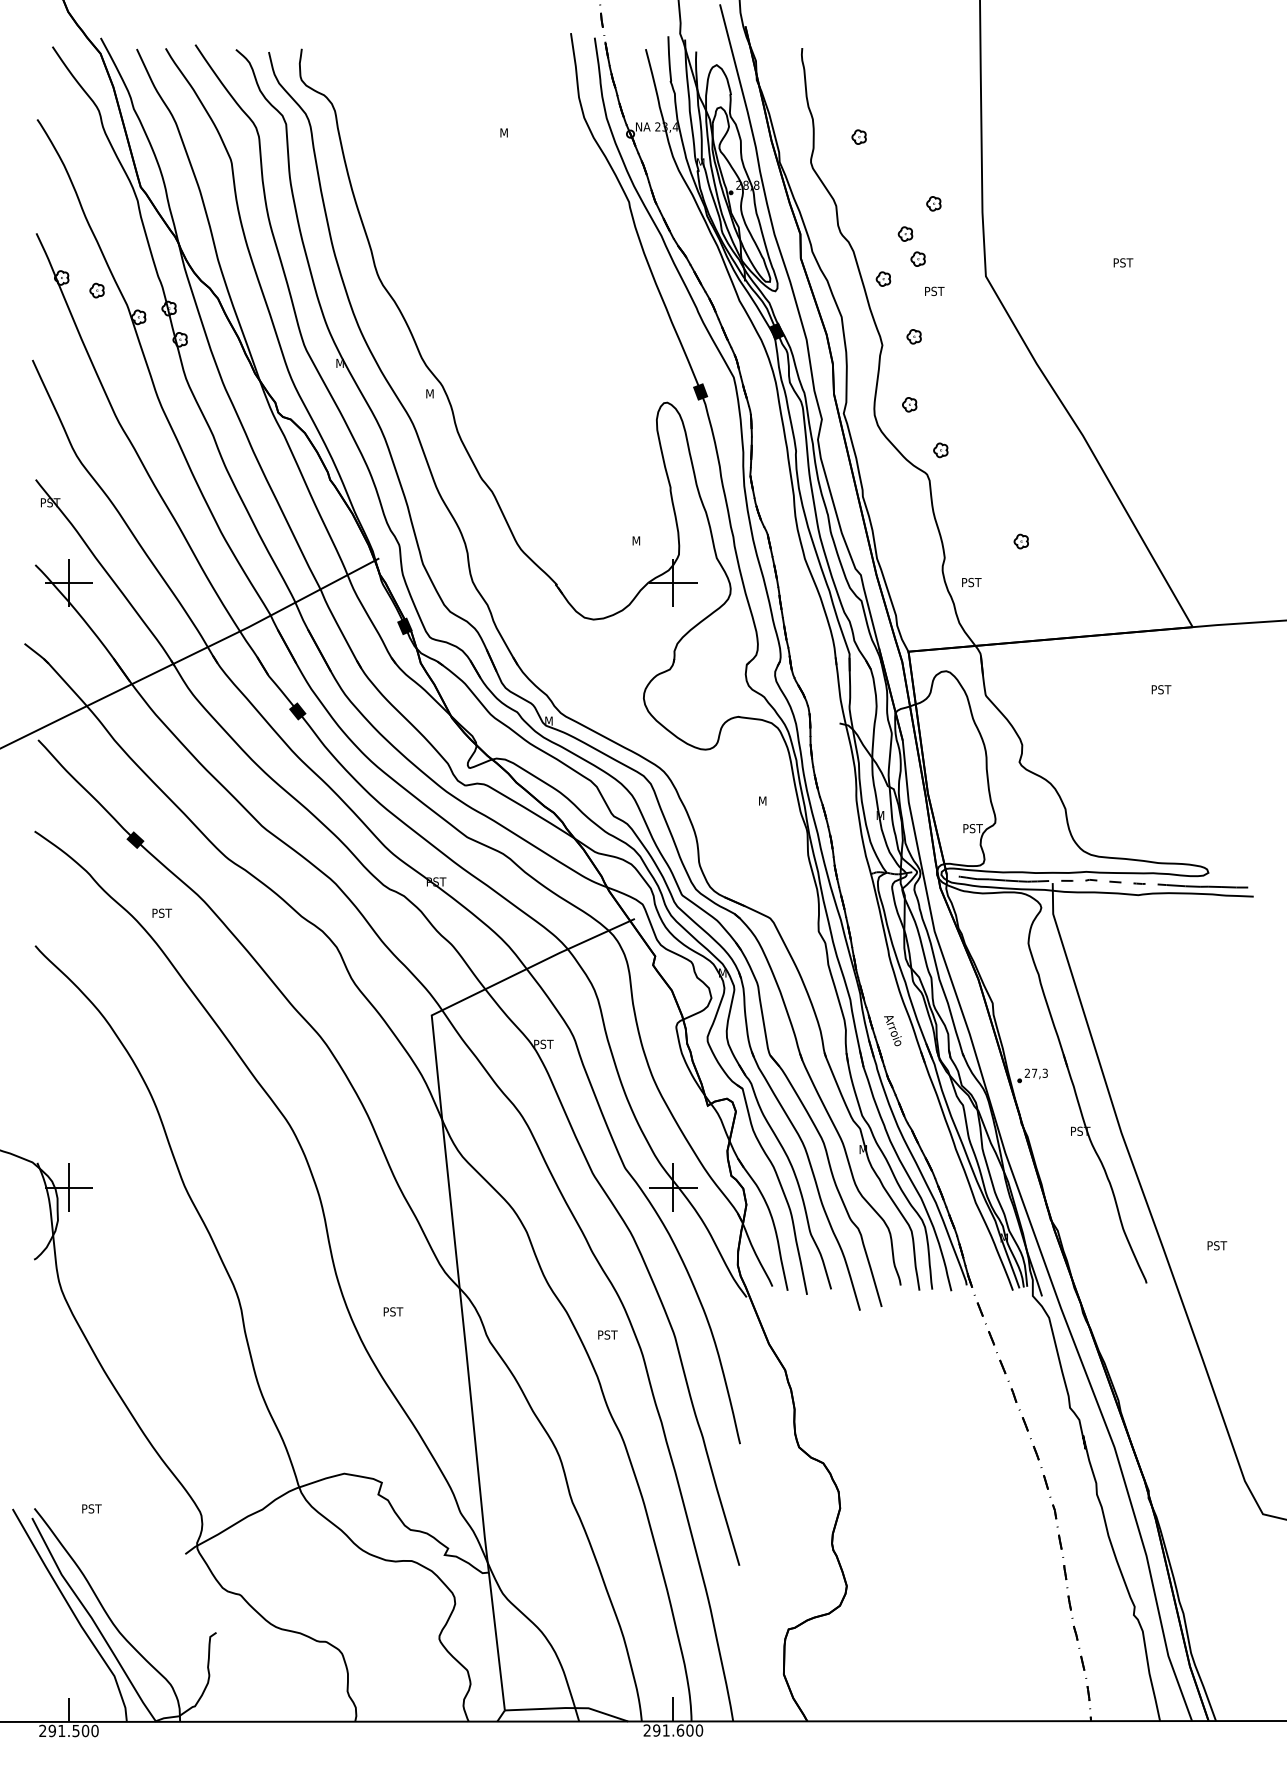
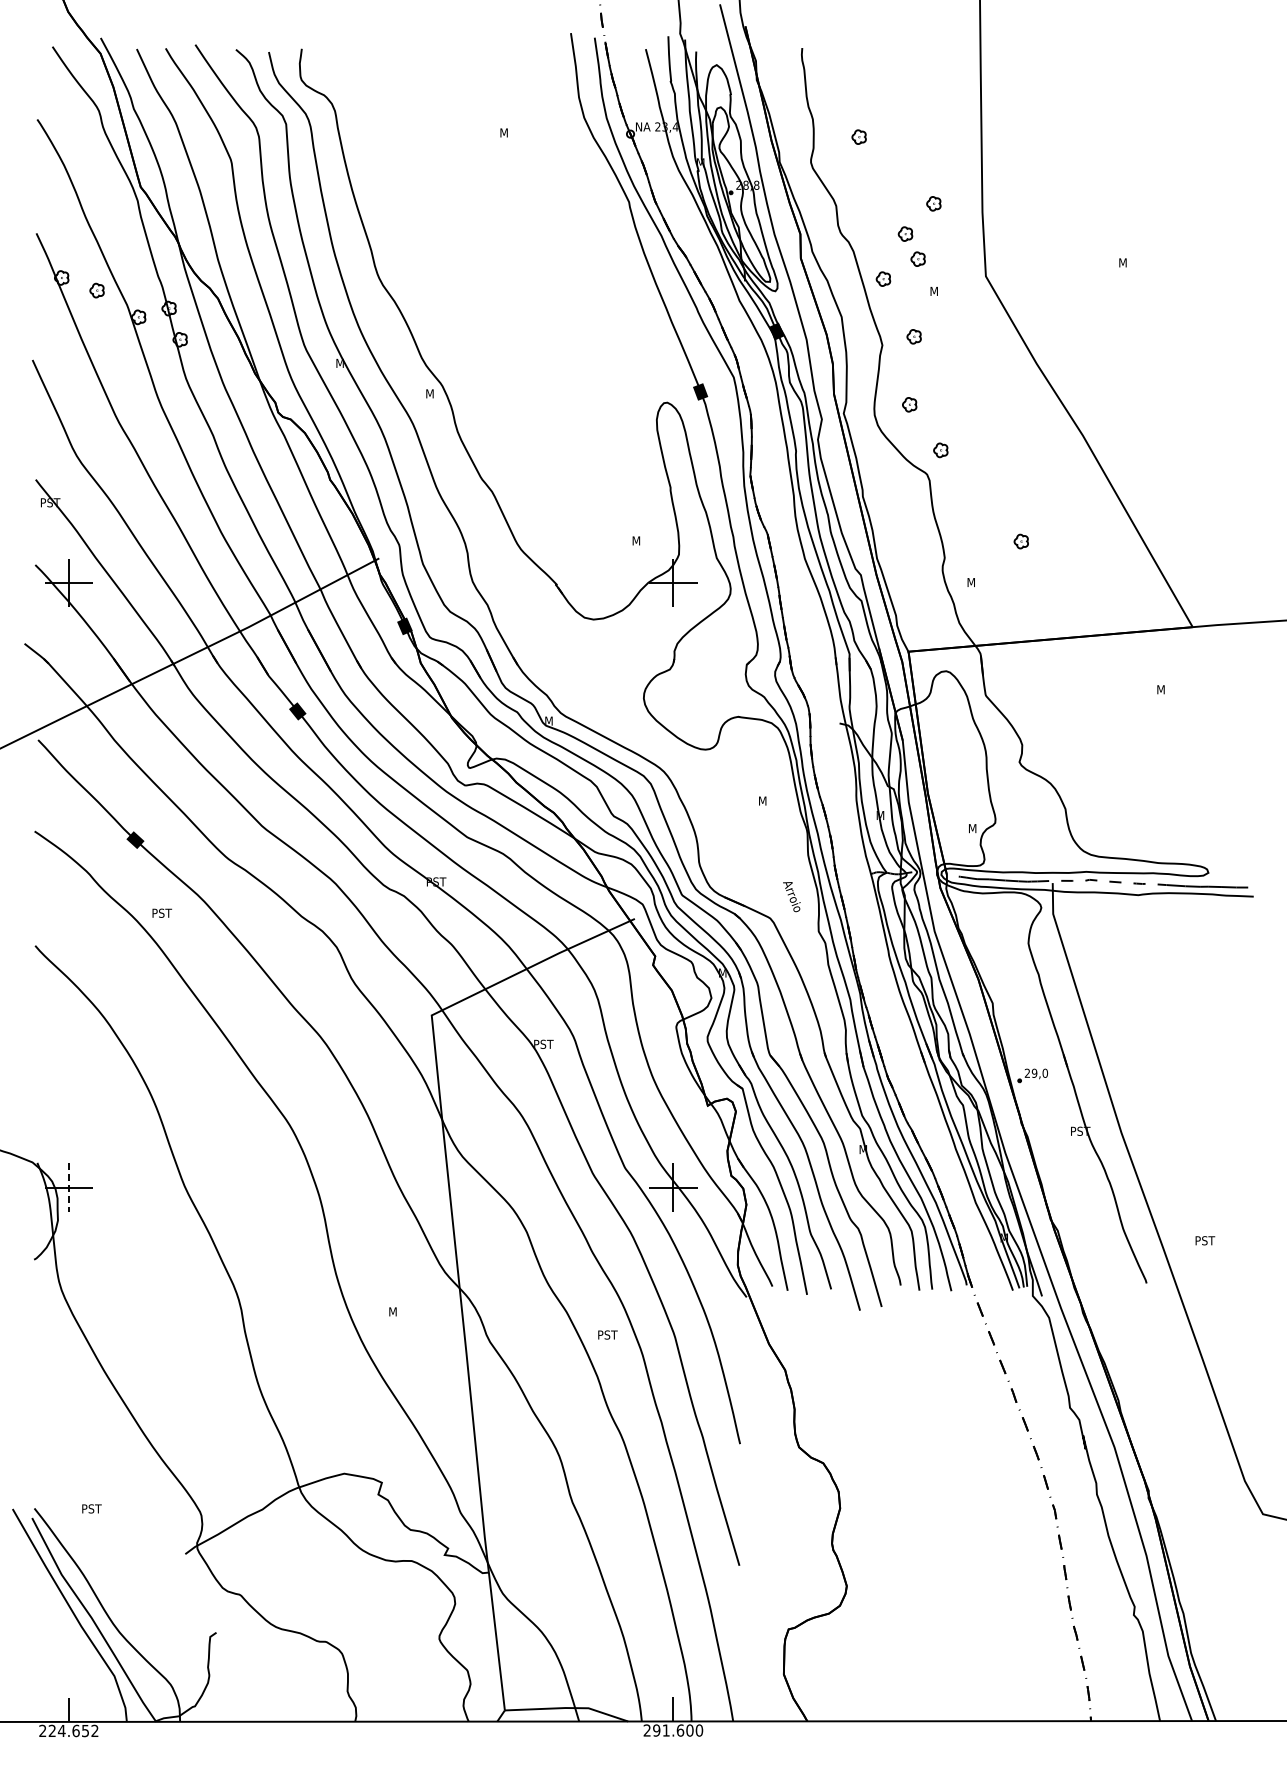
text: PST -> M (1123, 262)
text: PST -> M (934, 290)
text: PST -> M (971, 582)
text: PST -> M (1161, 689)
text: PST -> M (972, 828)
text position: (892, 1031) -> (791, 897) (791, 897)
text: 27,3 -> 29,0 (1039, 1072)
line: solid -> dashed (68, 1188)
text position: (1217, 1245) -> (1205, 1240) (1205, 1240)
text: PST -> M (393, 1311)
text: 291.500 -> 224.652 (73, 1730)
